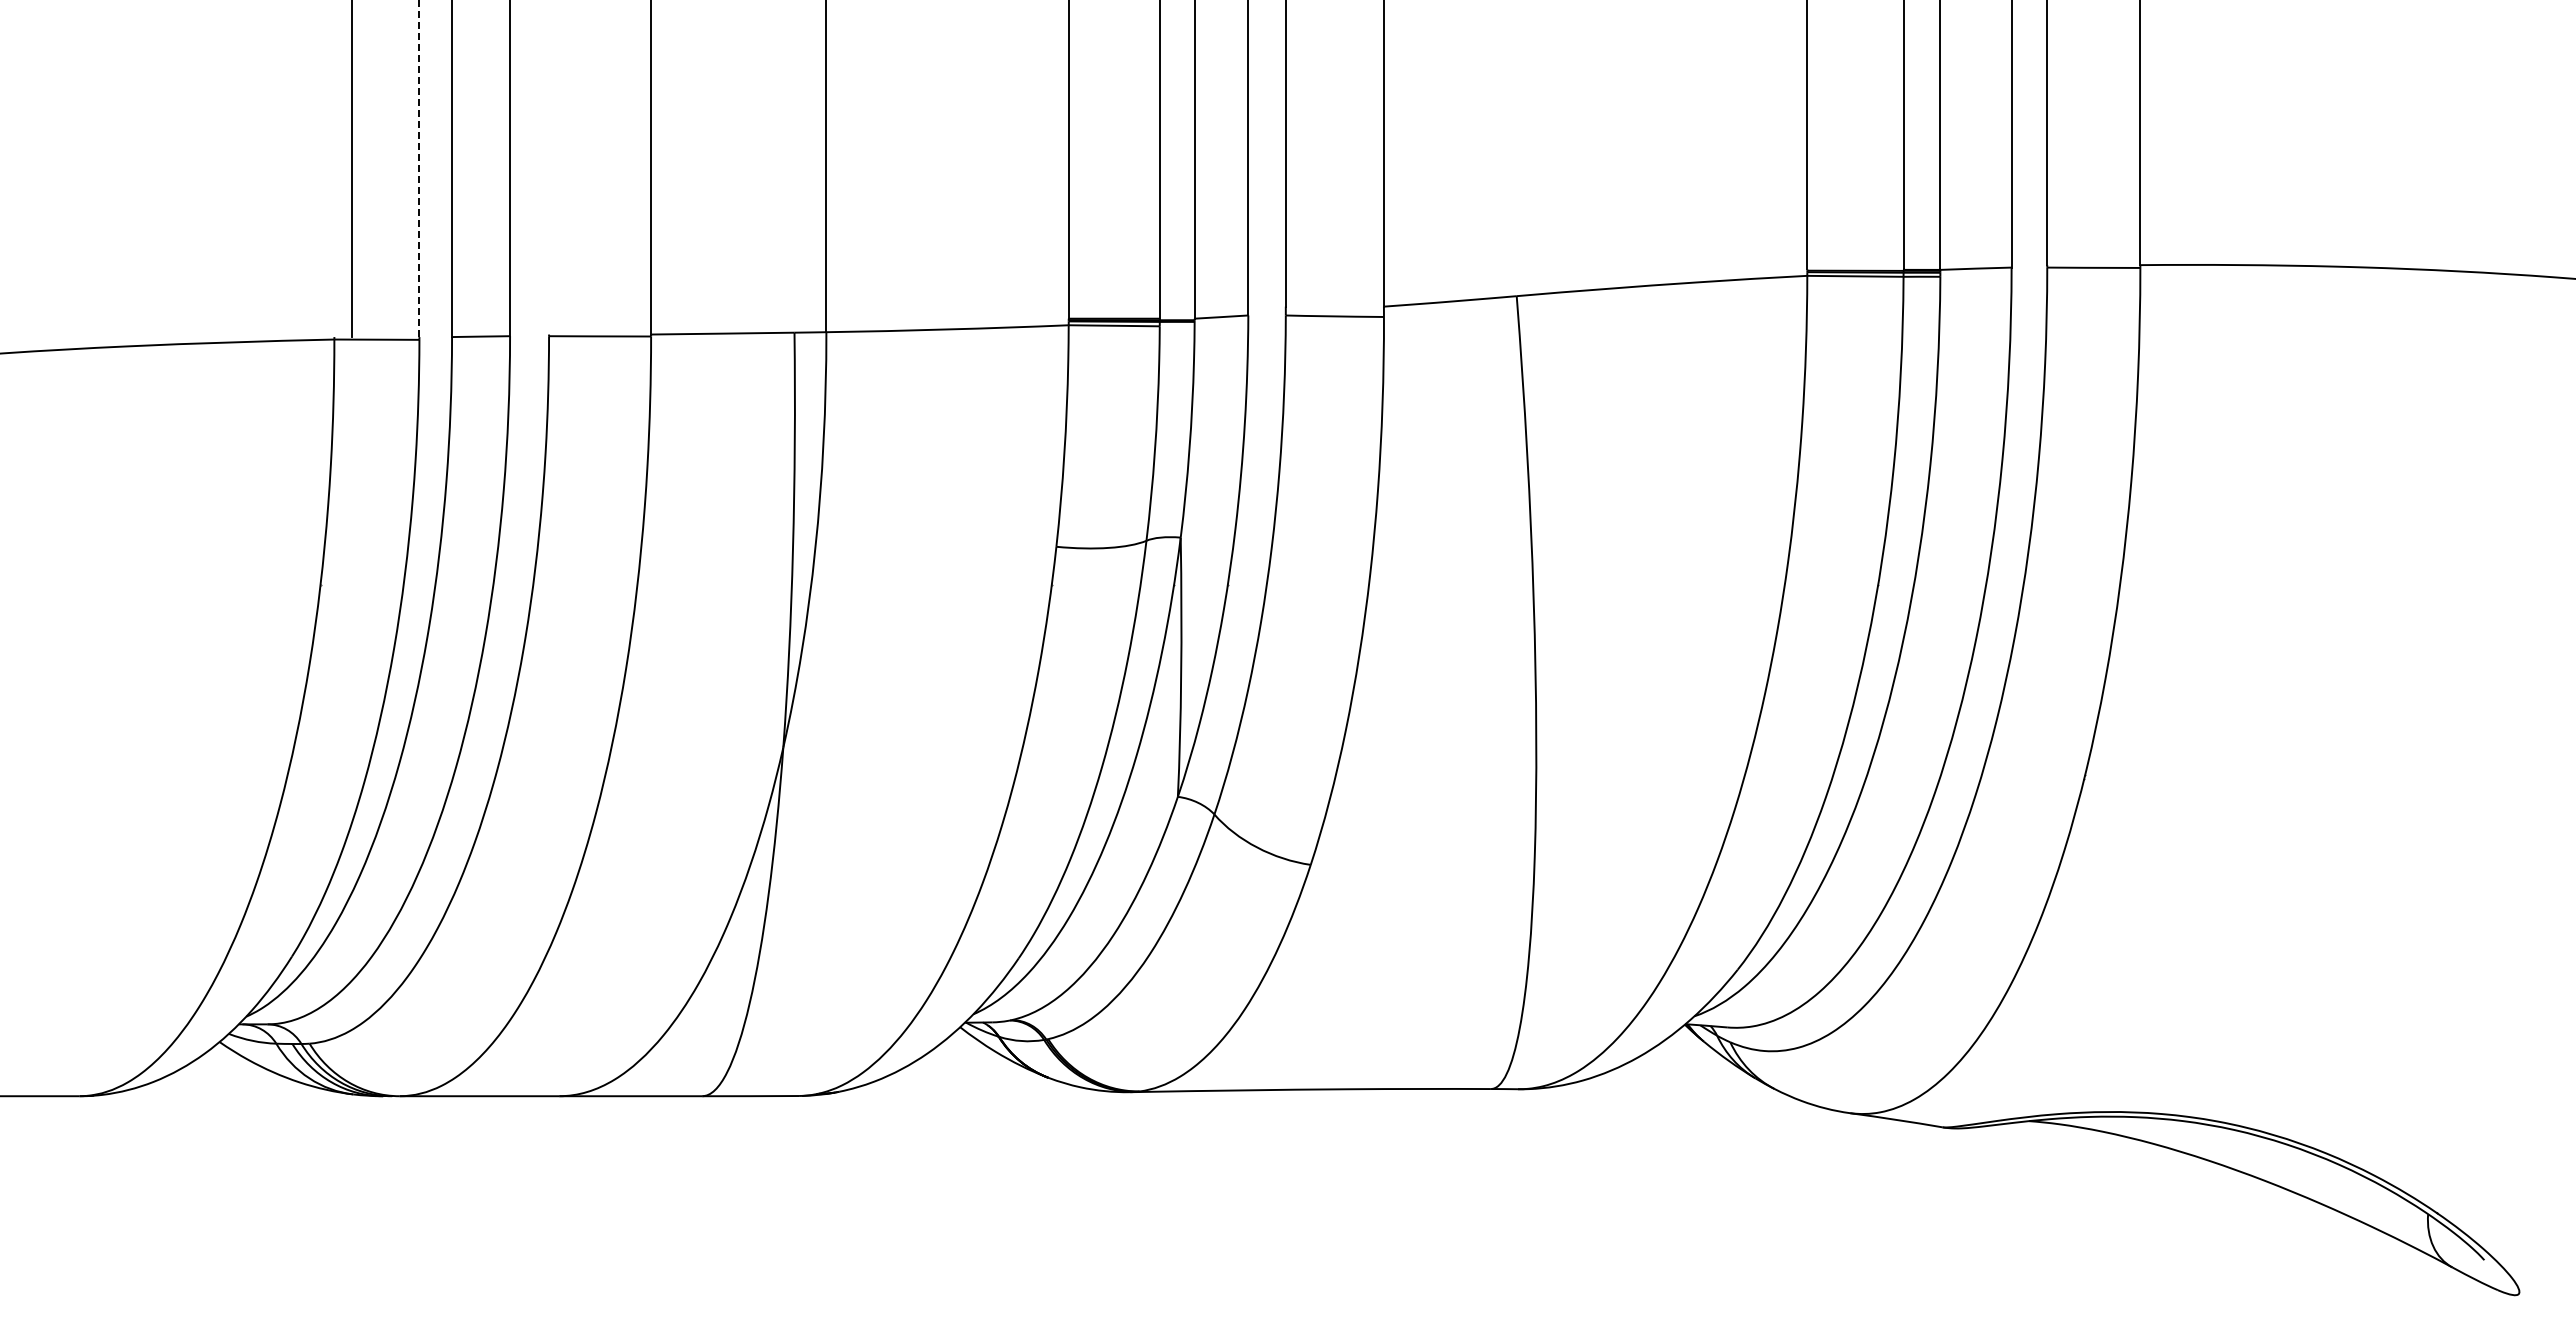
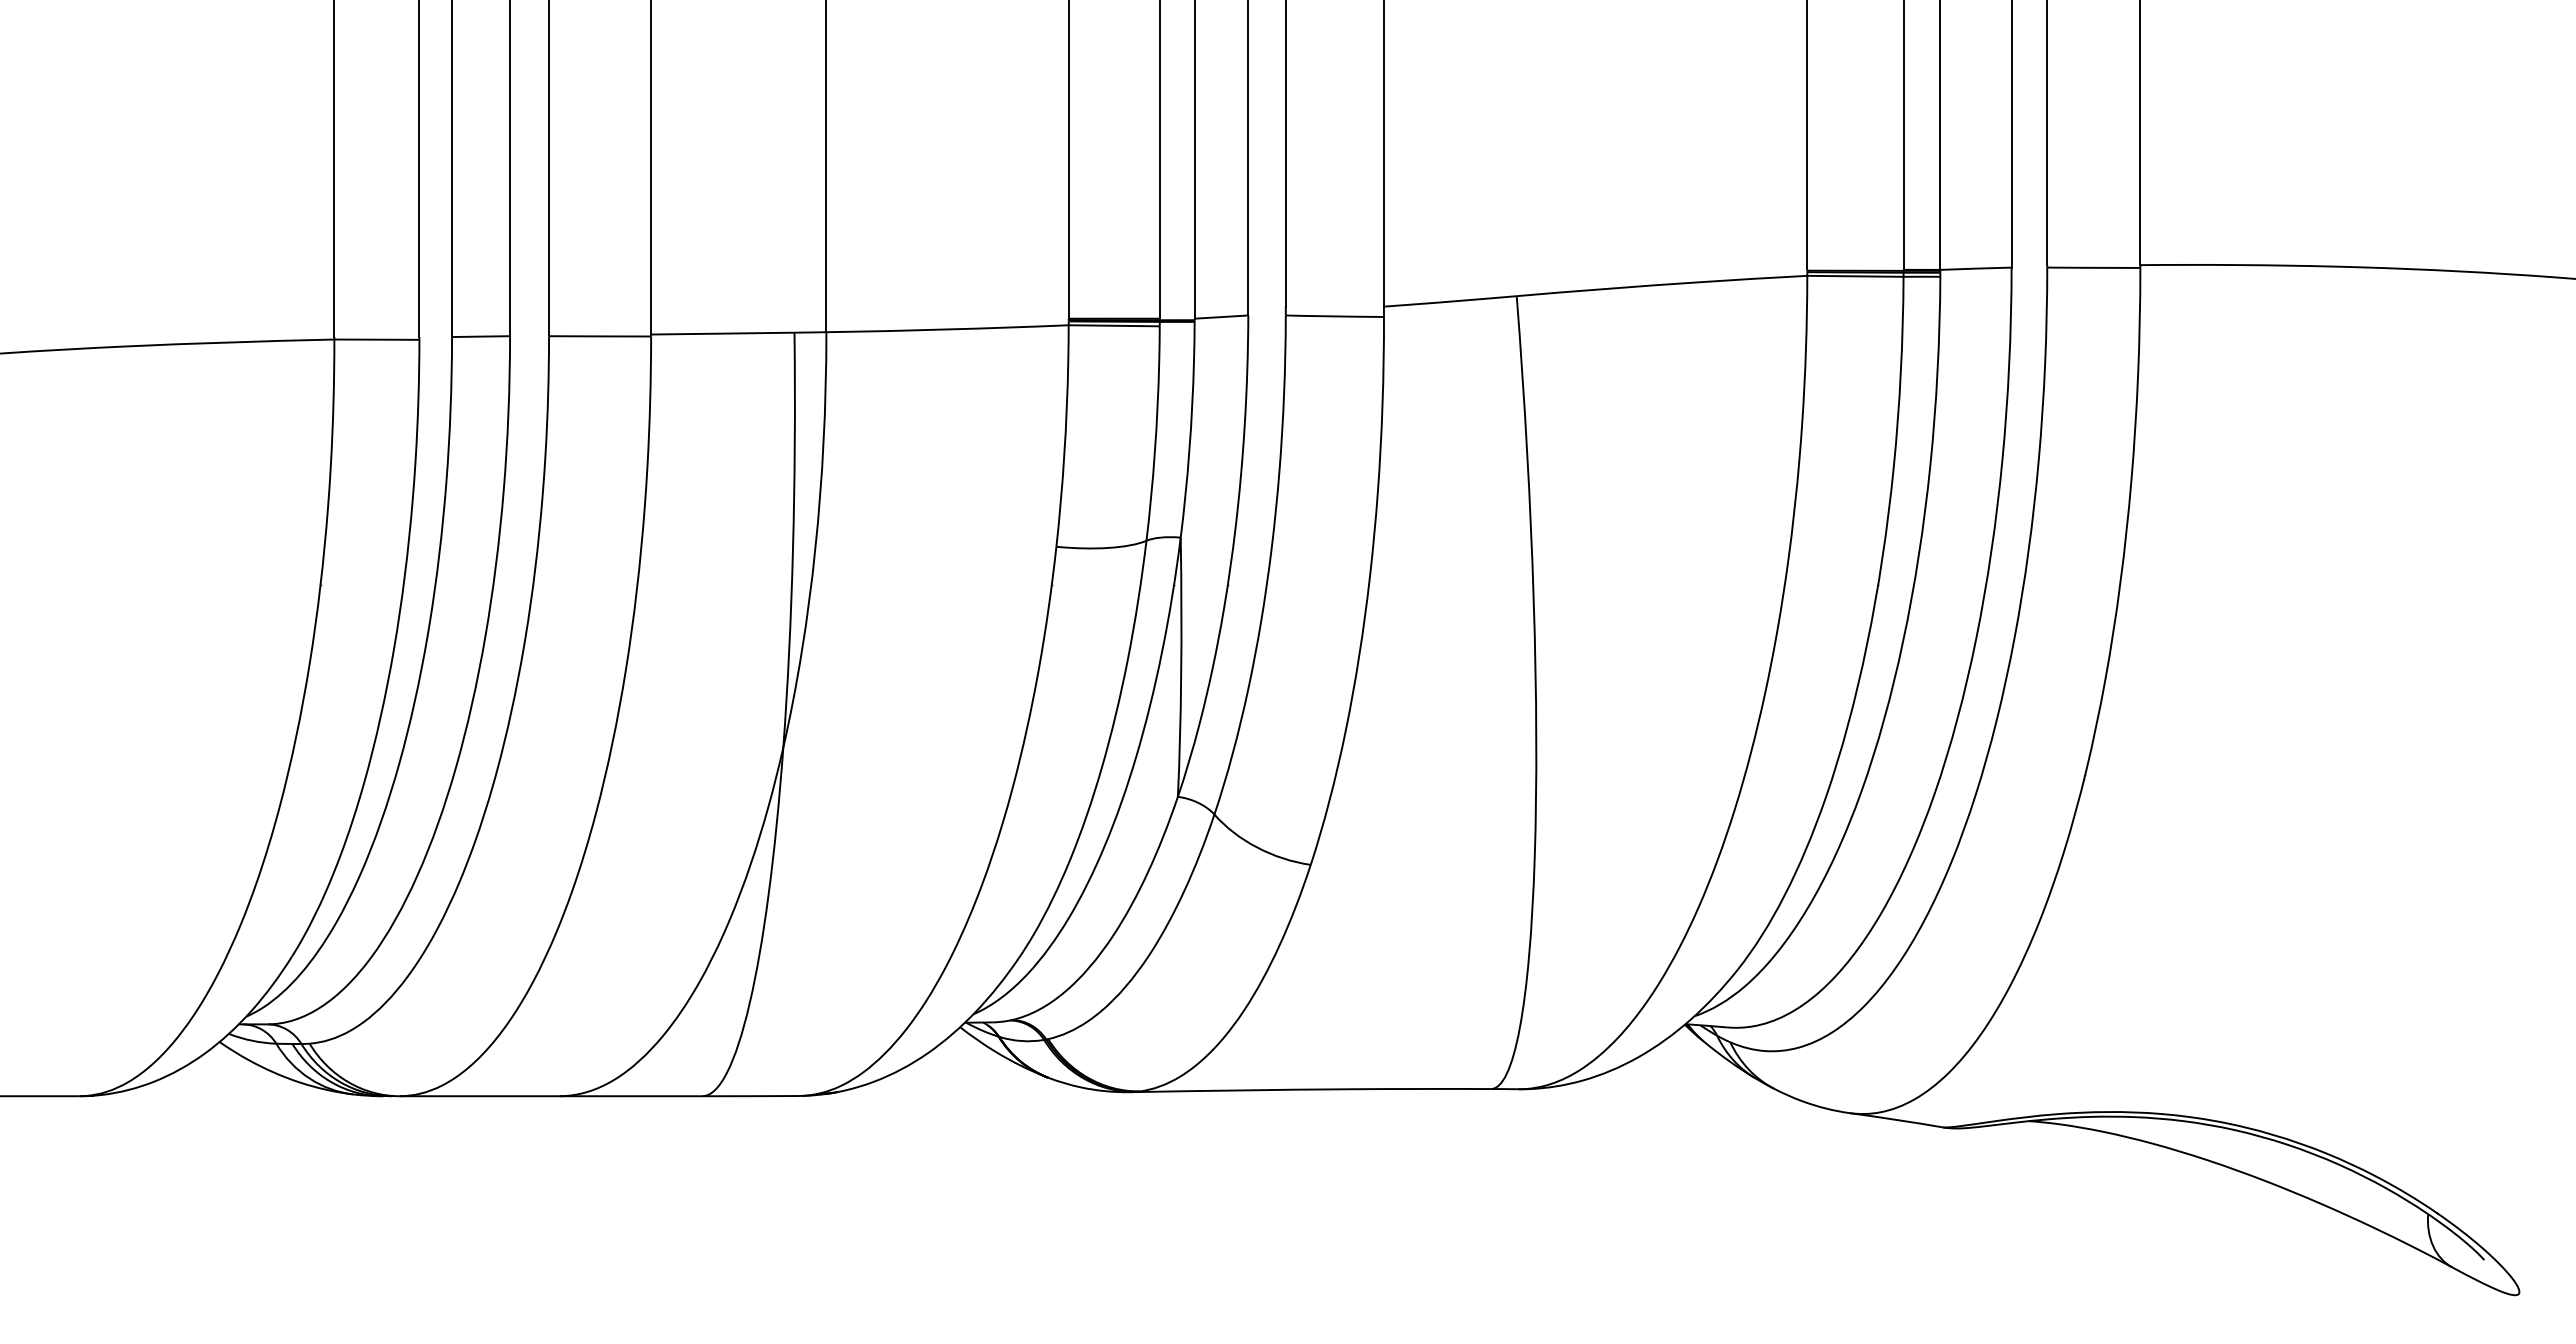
line: dashed -> solid (419, 168)
line: none -> present (549, 168)
line position: (352, 169) -> (334, 169) (334, 169)
